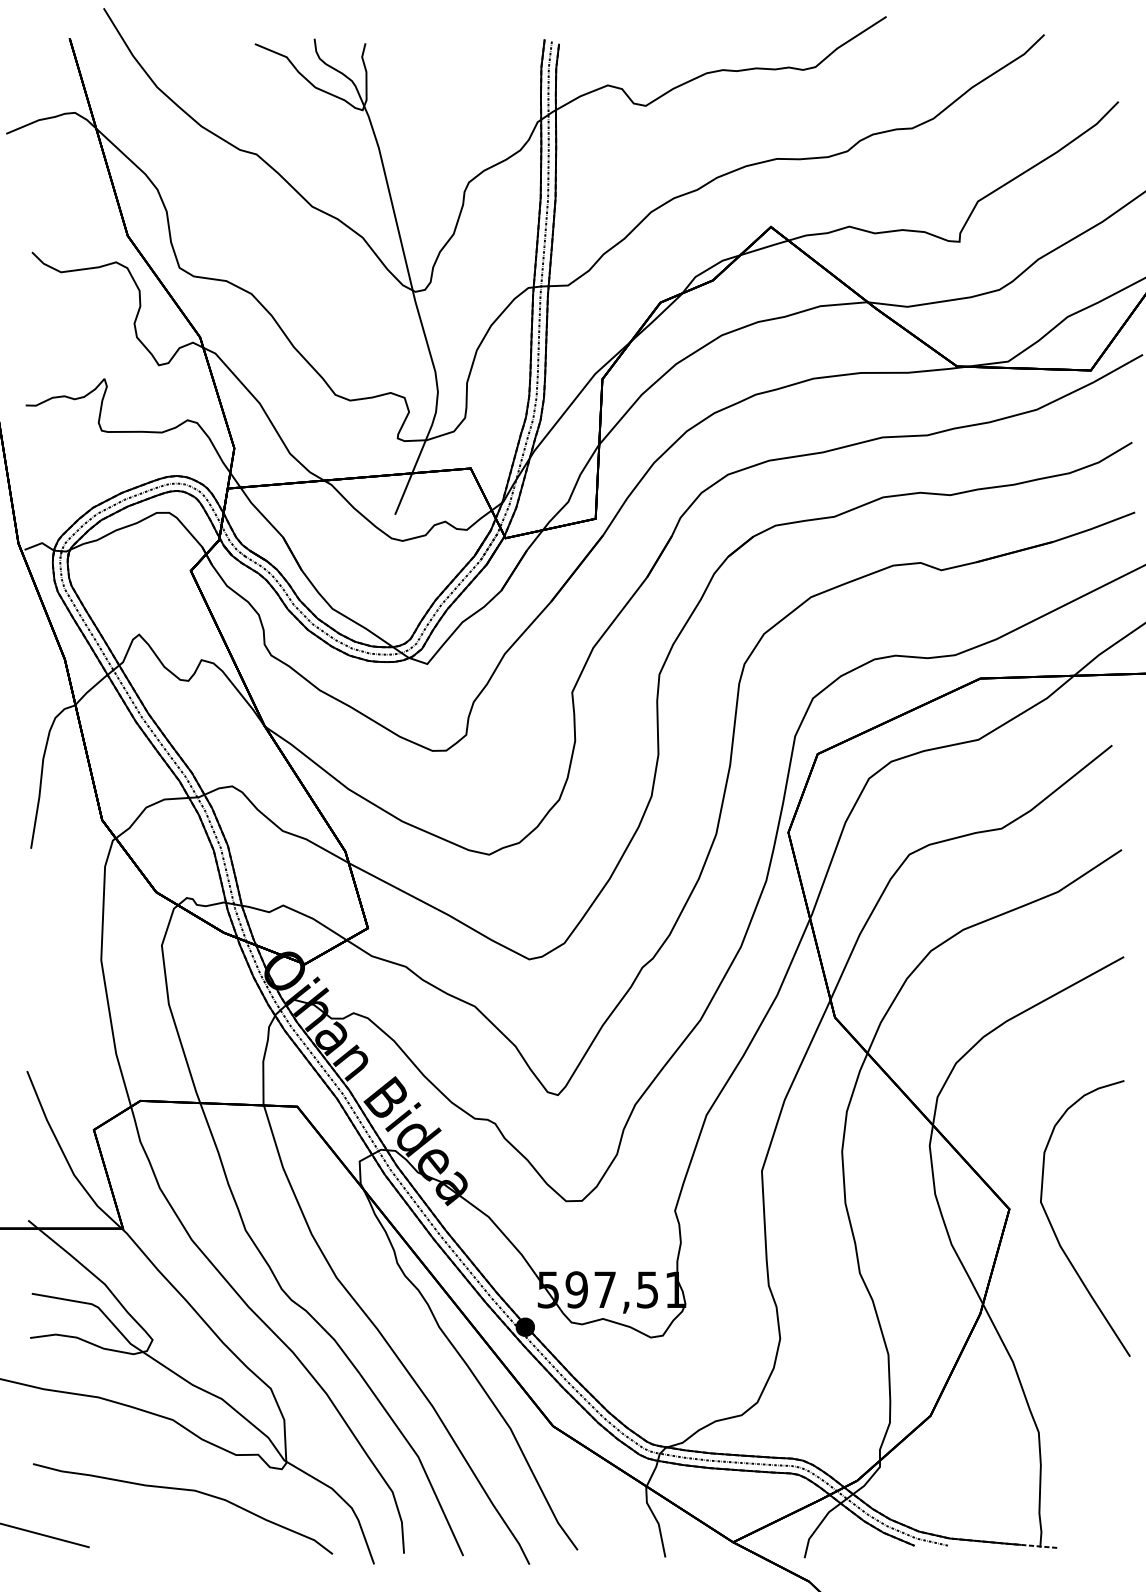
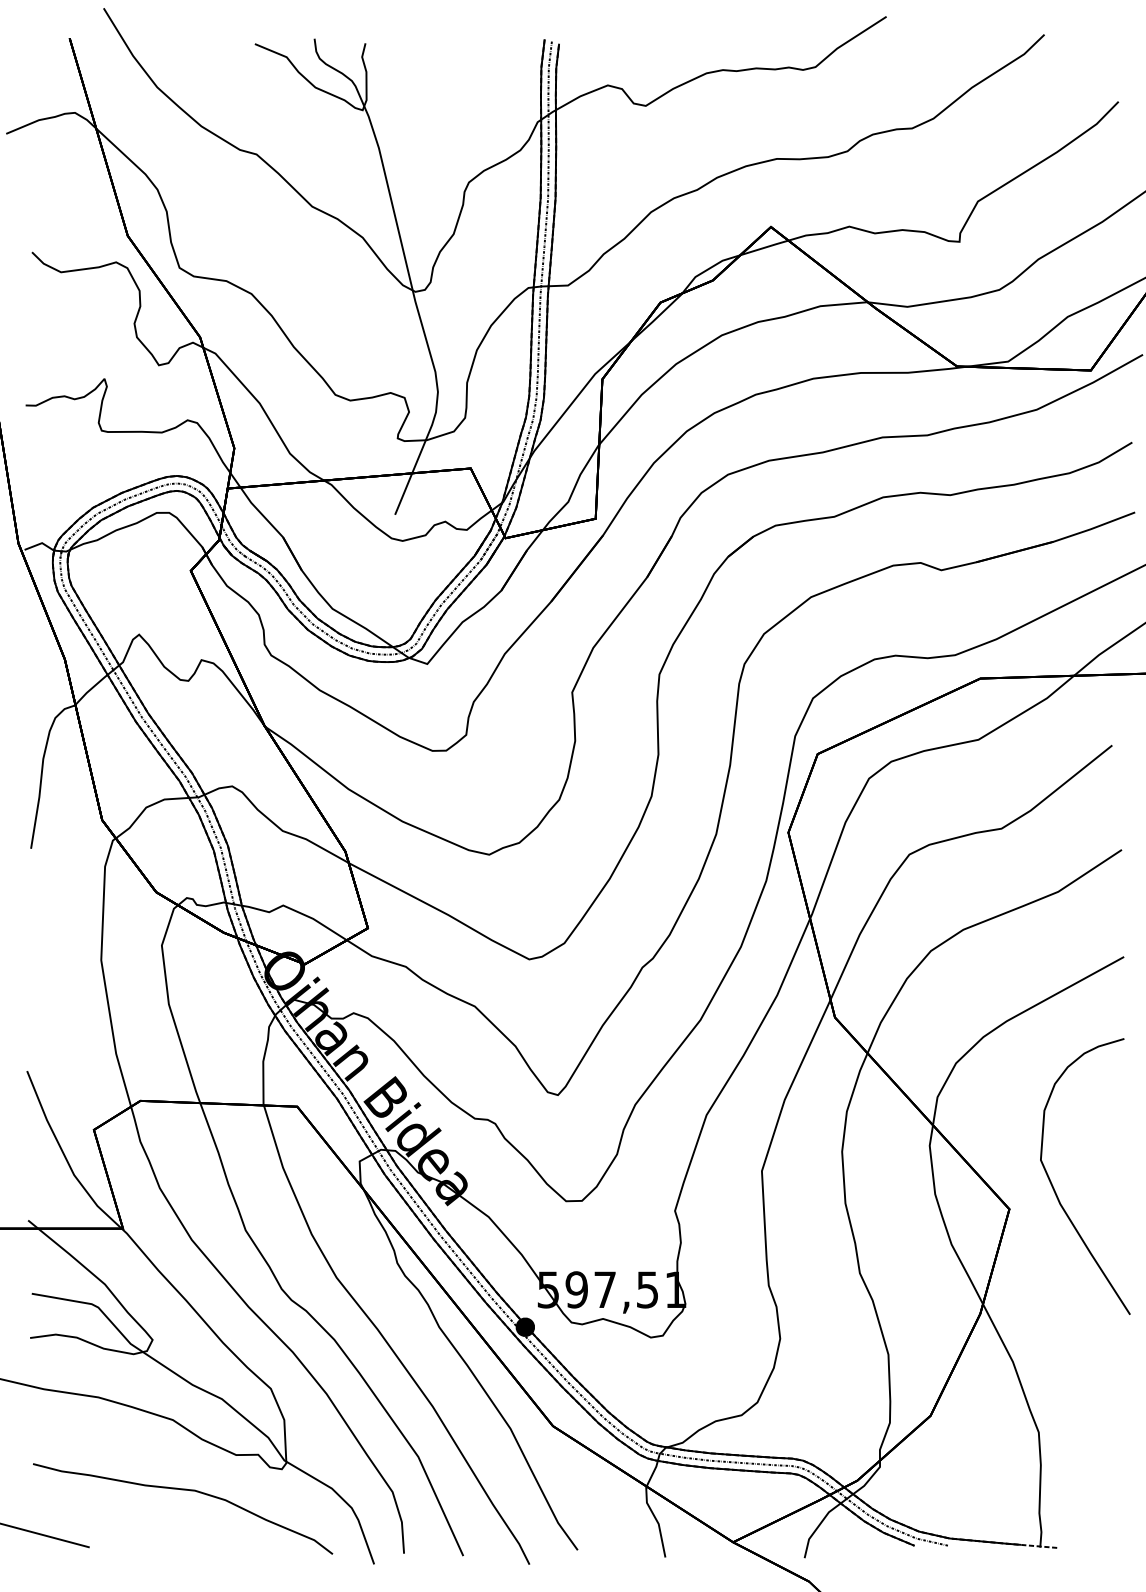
curve position: (1055, 1232) -> (1055, 1190) (1055, 1190)
